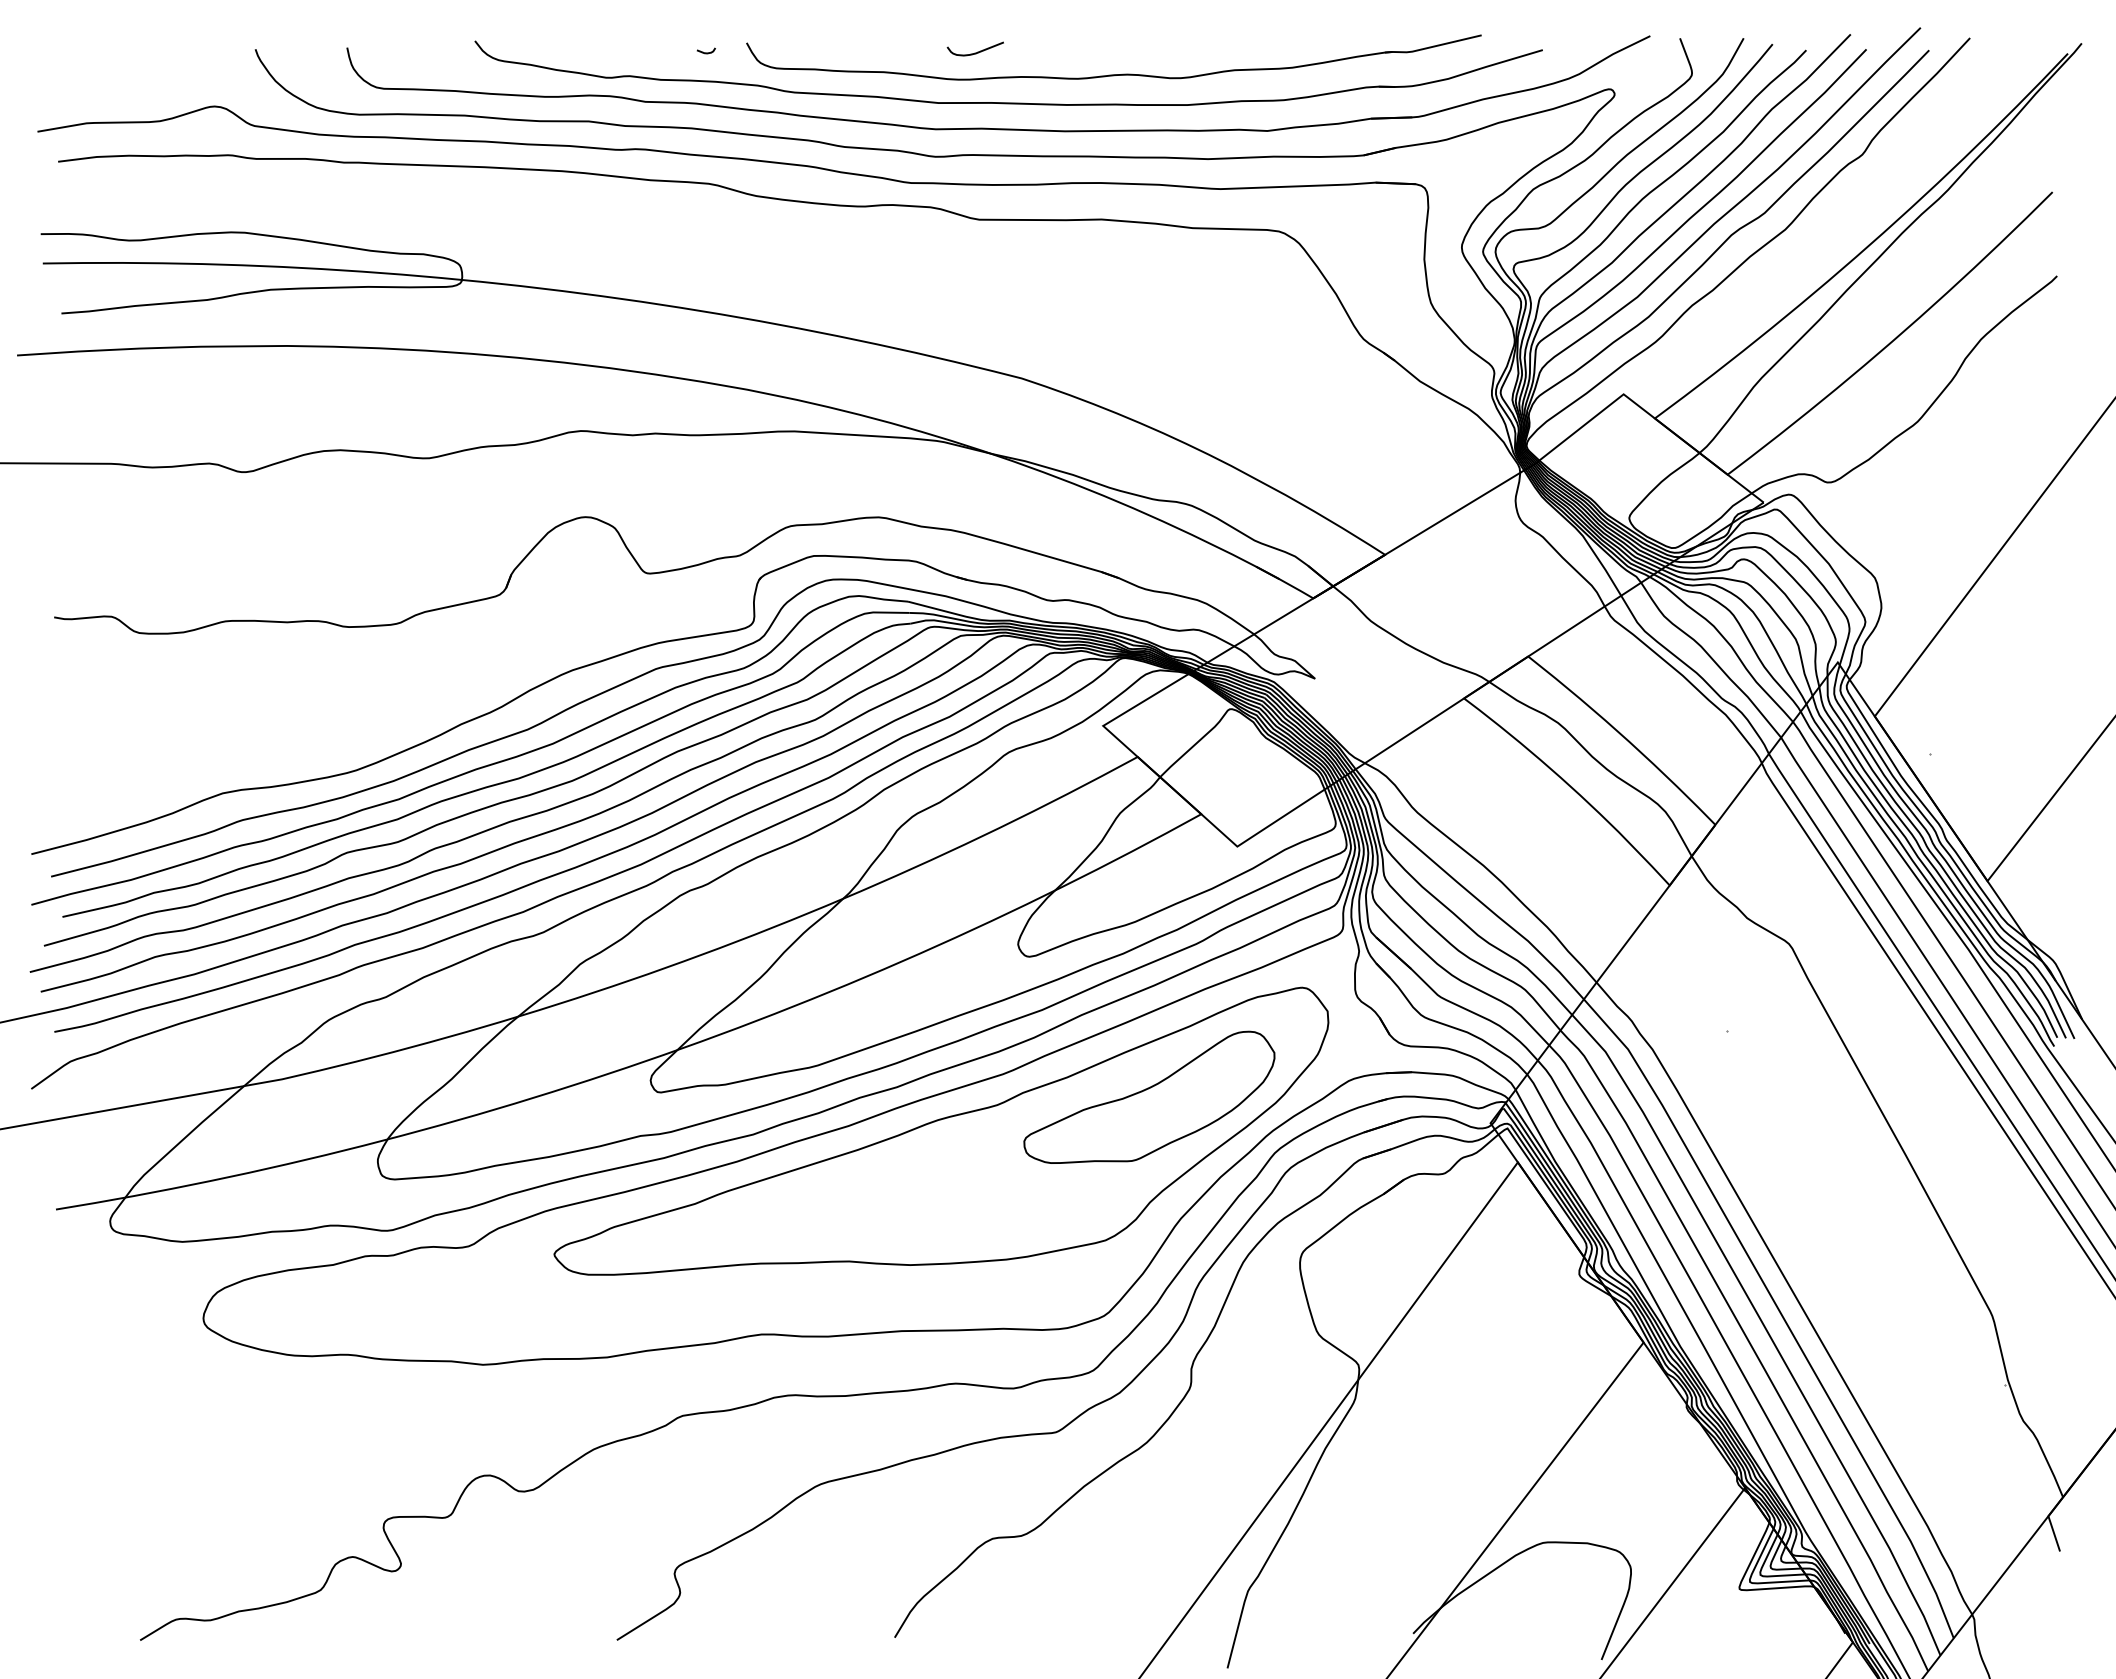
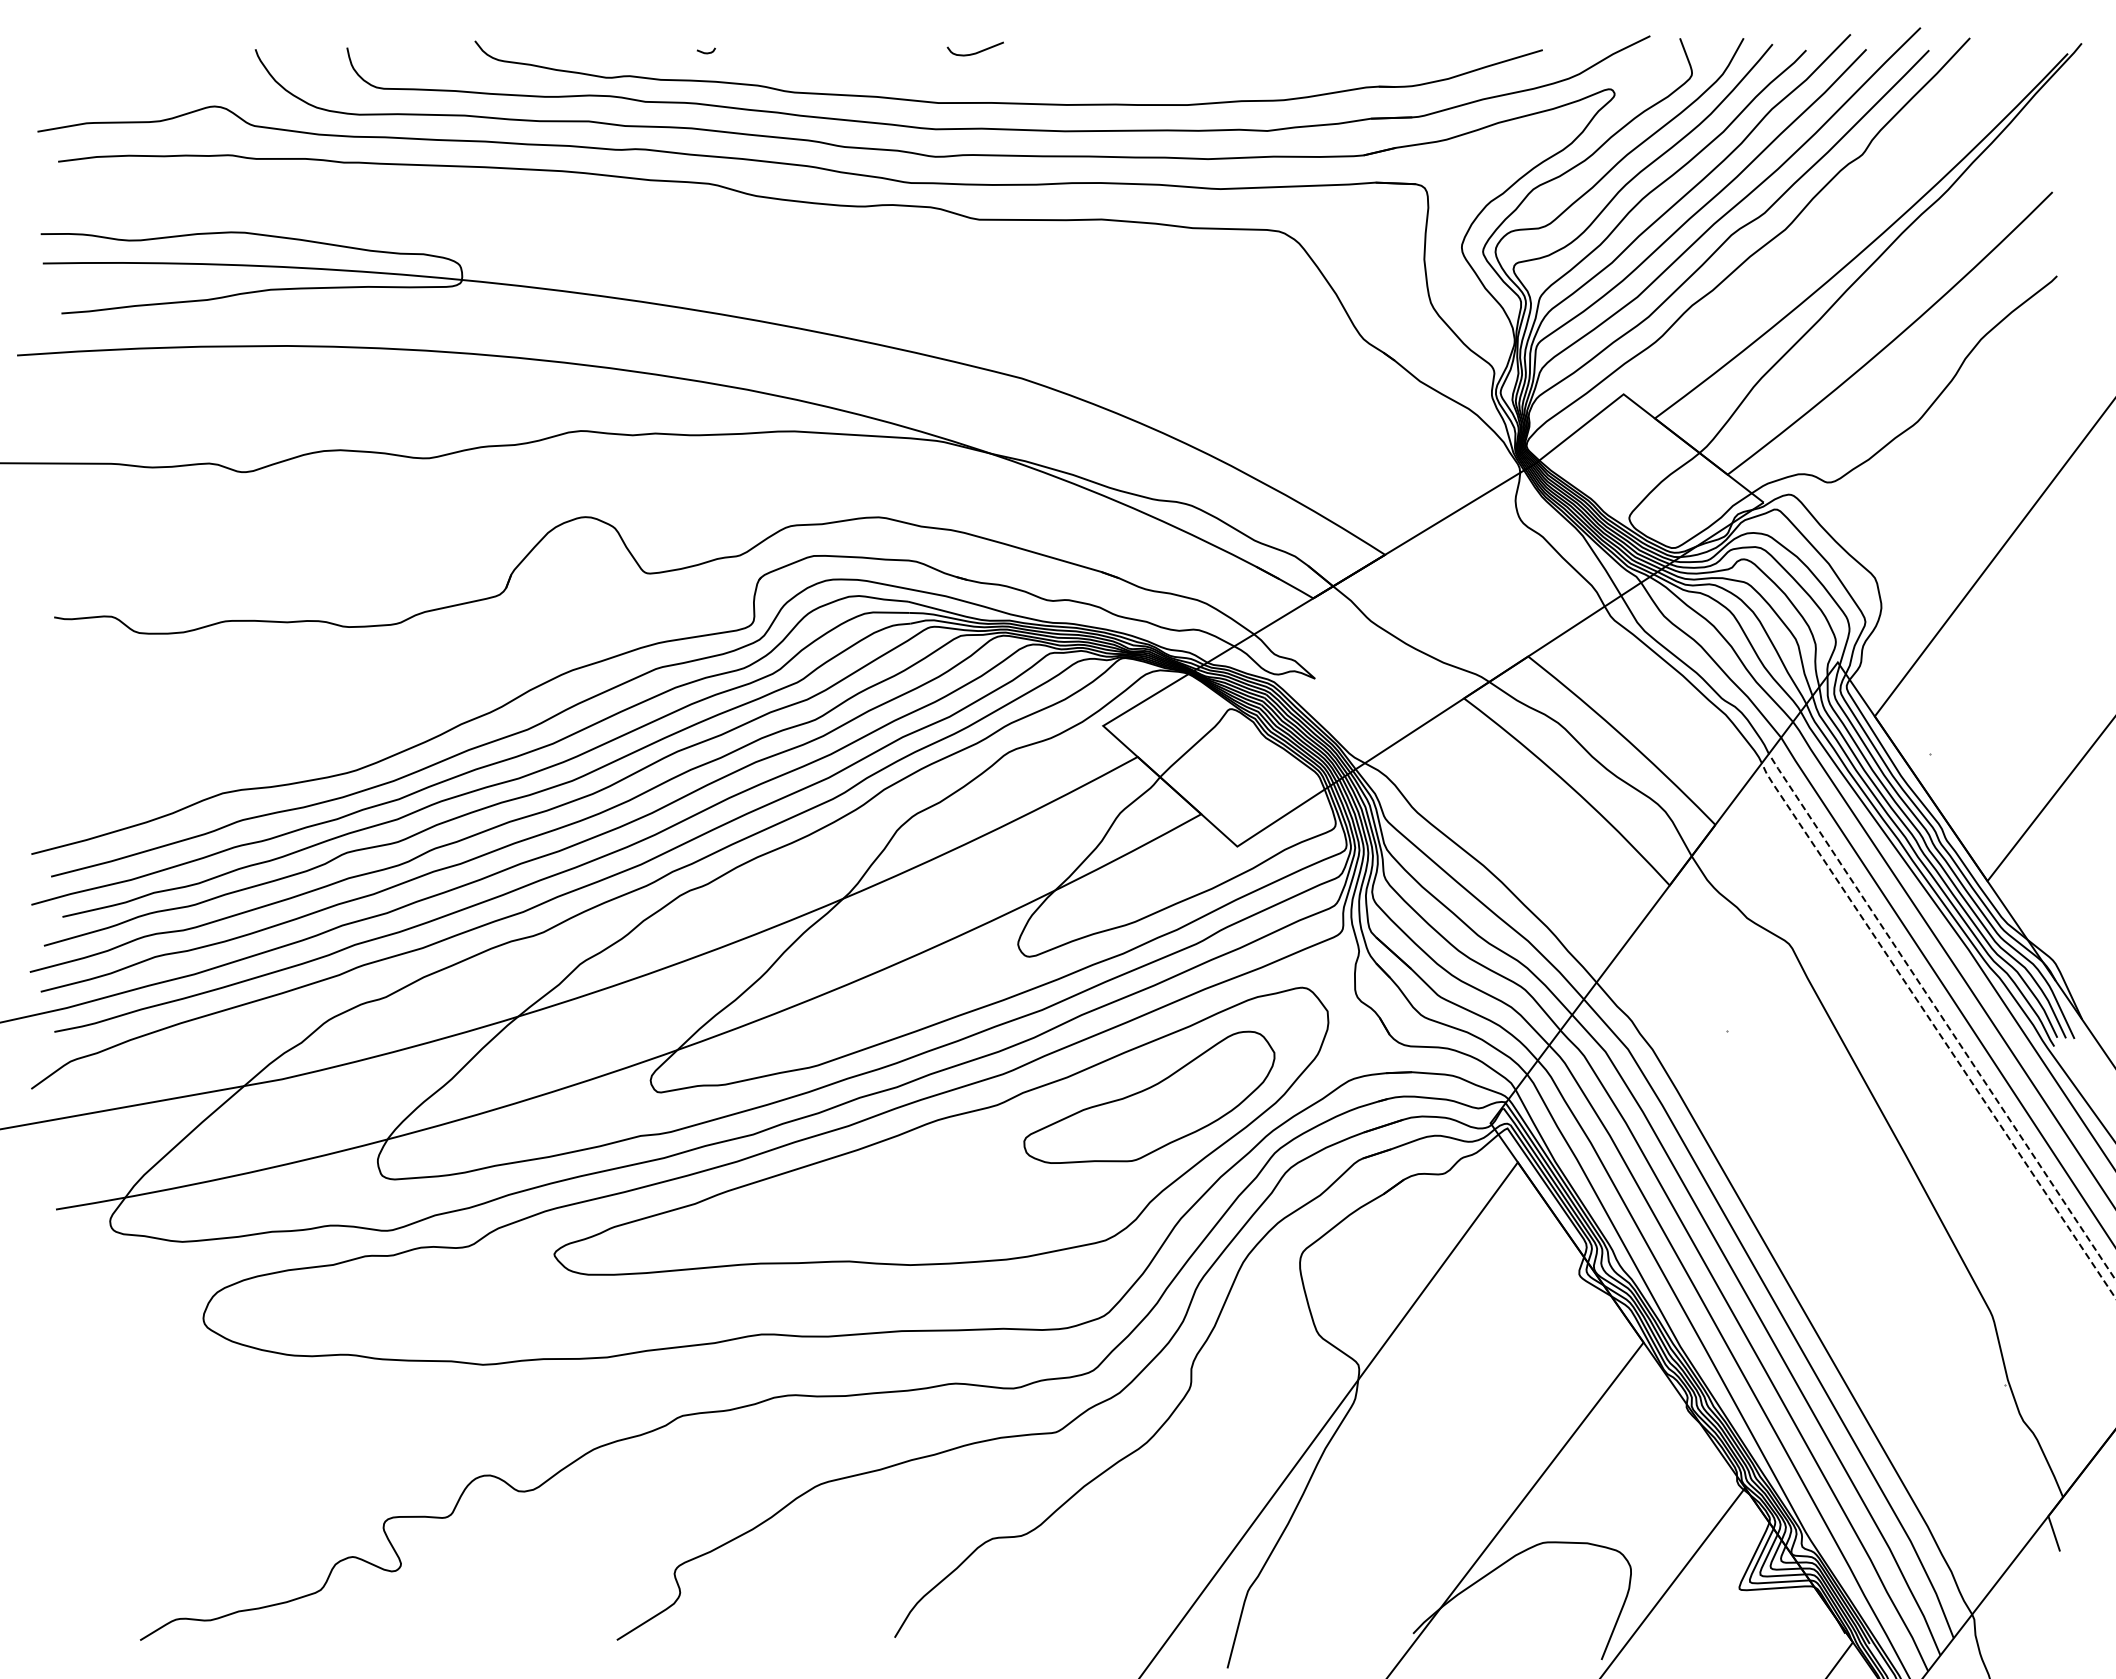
part: present -> none (1113, 74)
line: solid -> dashed (1940, 1015)
line: solid -> dashed (1936, 1029)
